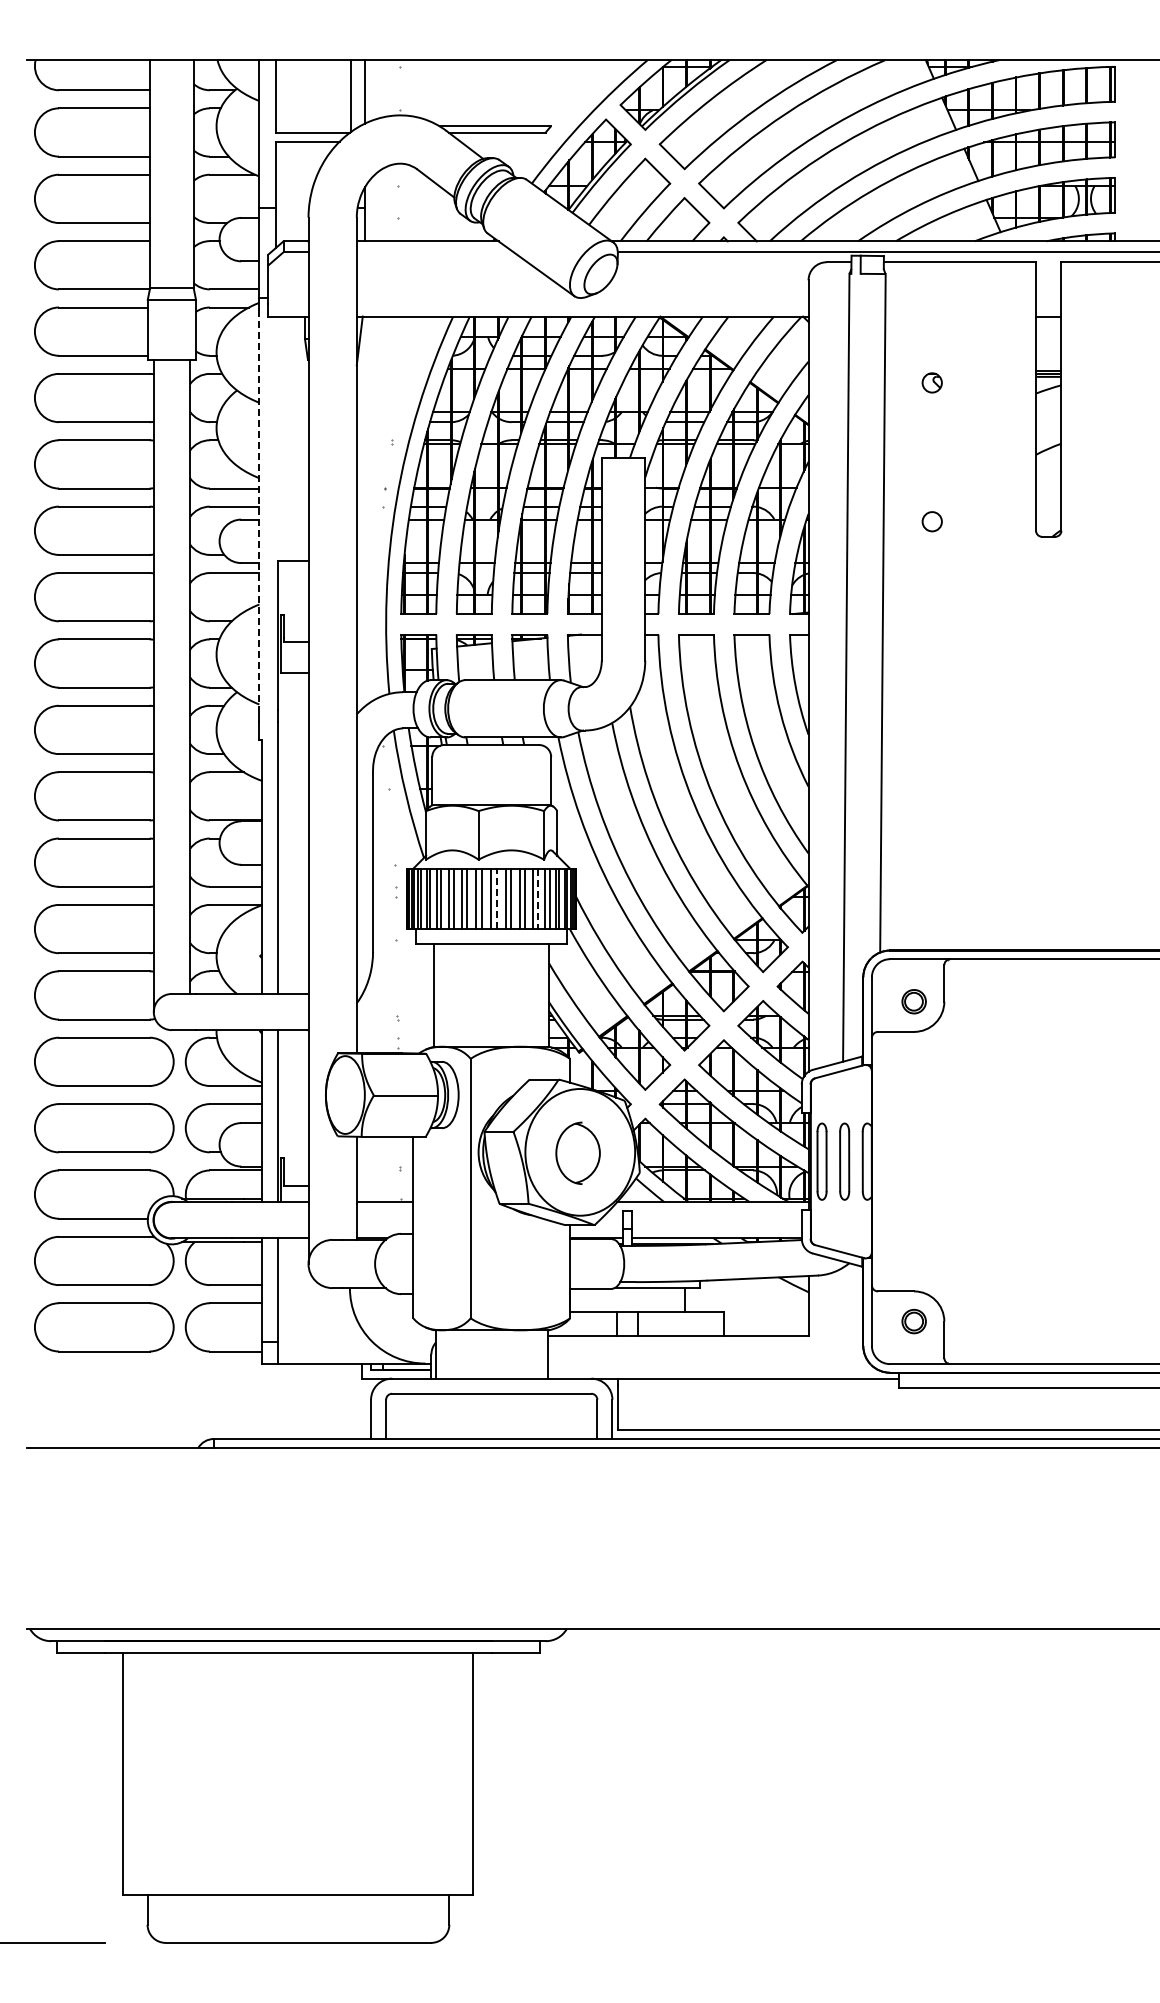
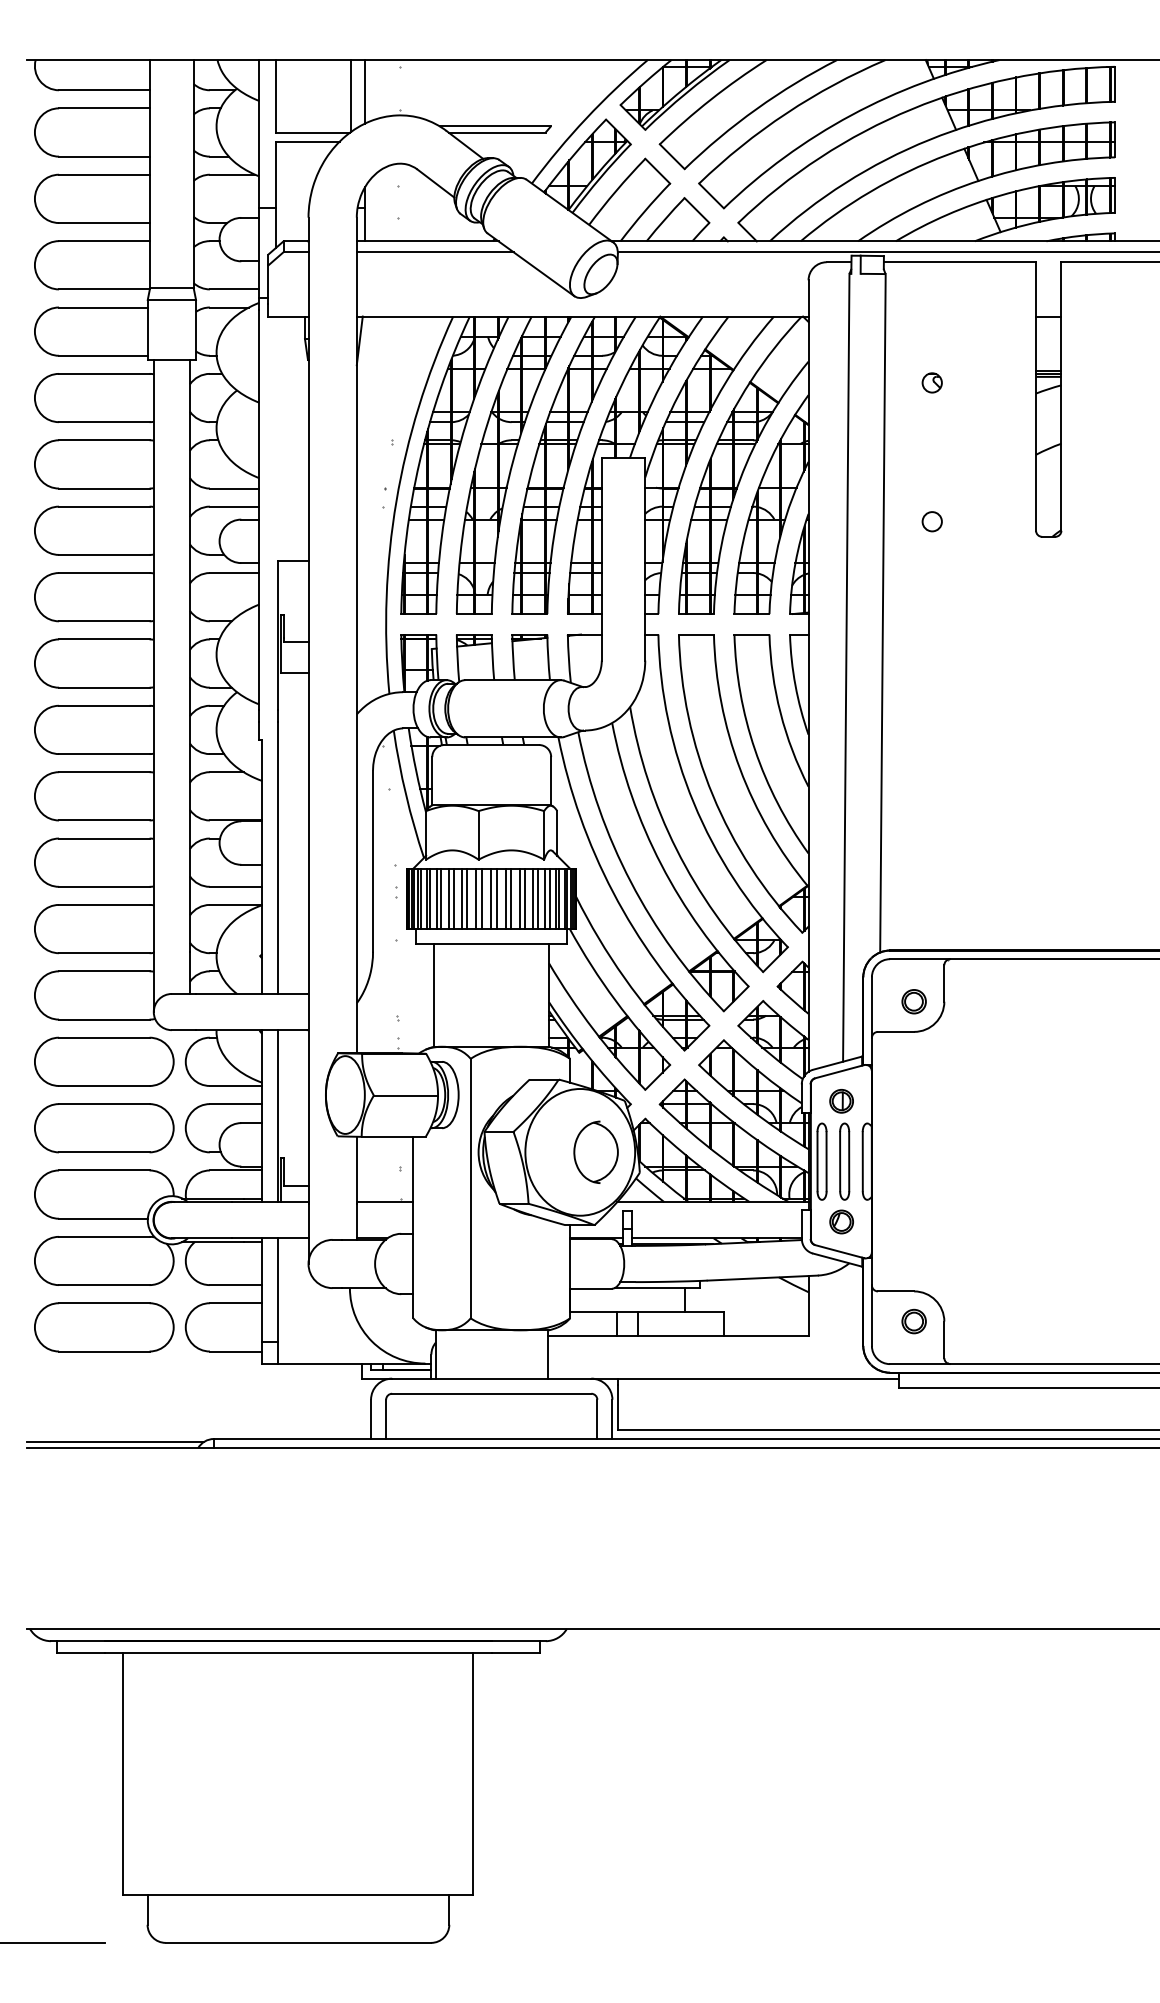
line: none -> present (434, 252)
line: dashed -> solid (259, 509)
line: dashed -> solid (496, 898)
line: dashed -> solid (538, 899)
part: none -> present (841, 1101)
part position: (577, 1152) -> (595, 1151) (595, 1151)
part: none -> present (841, 1221)
line: none -> present (114, 1442)
